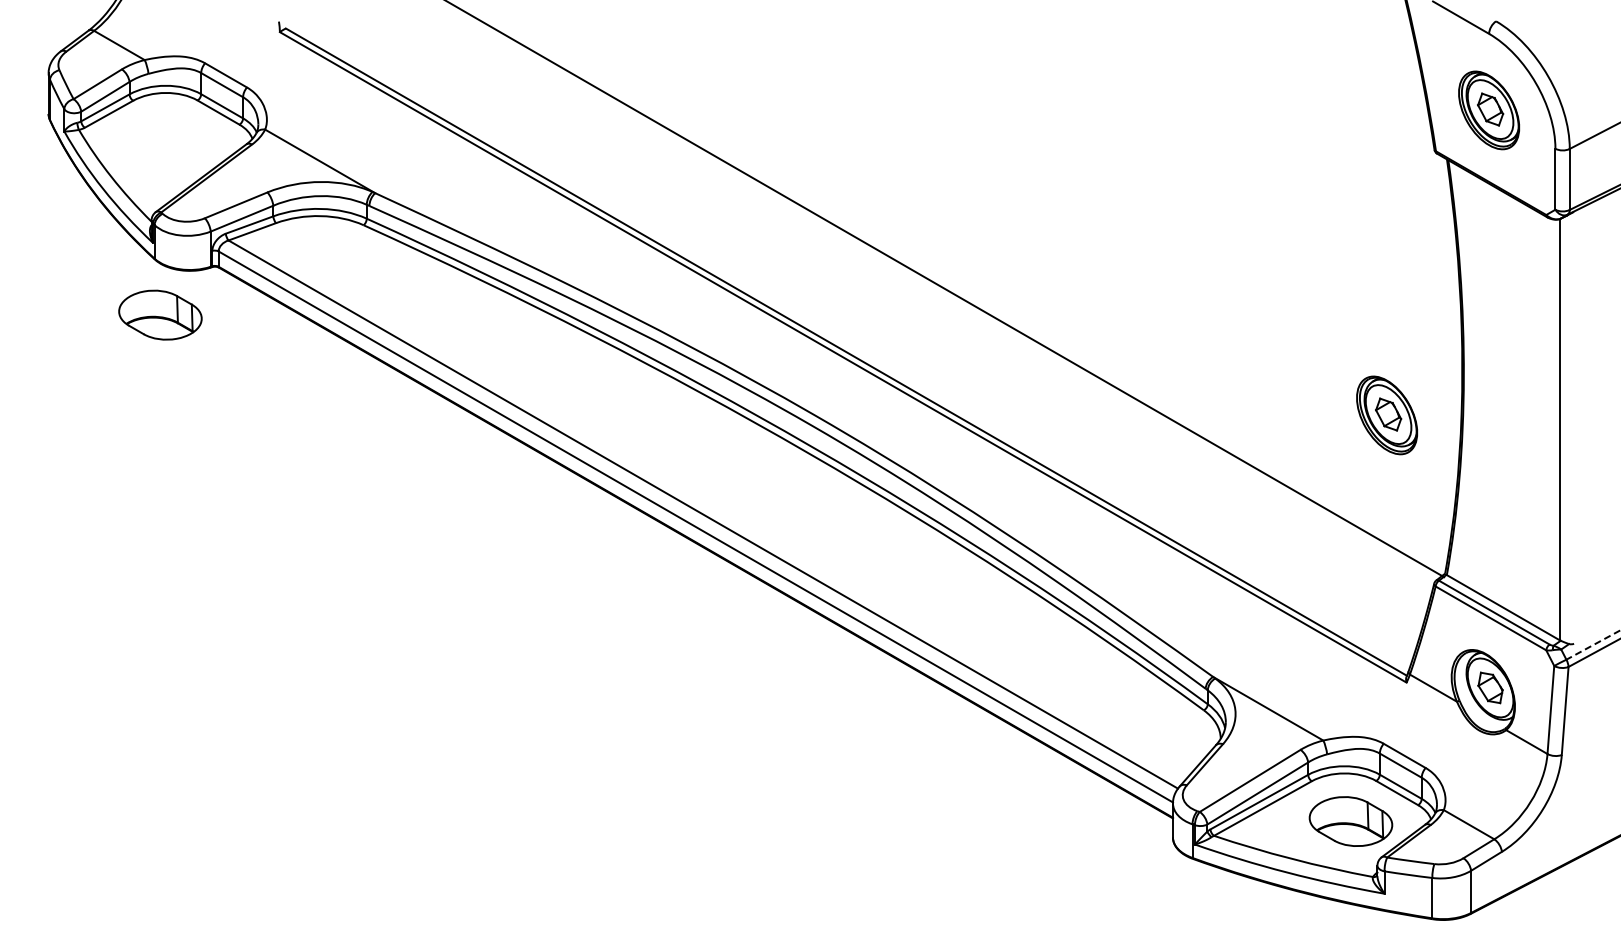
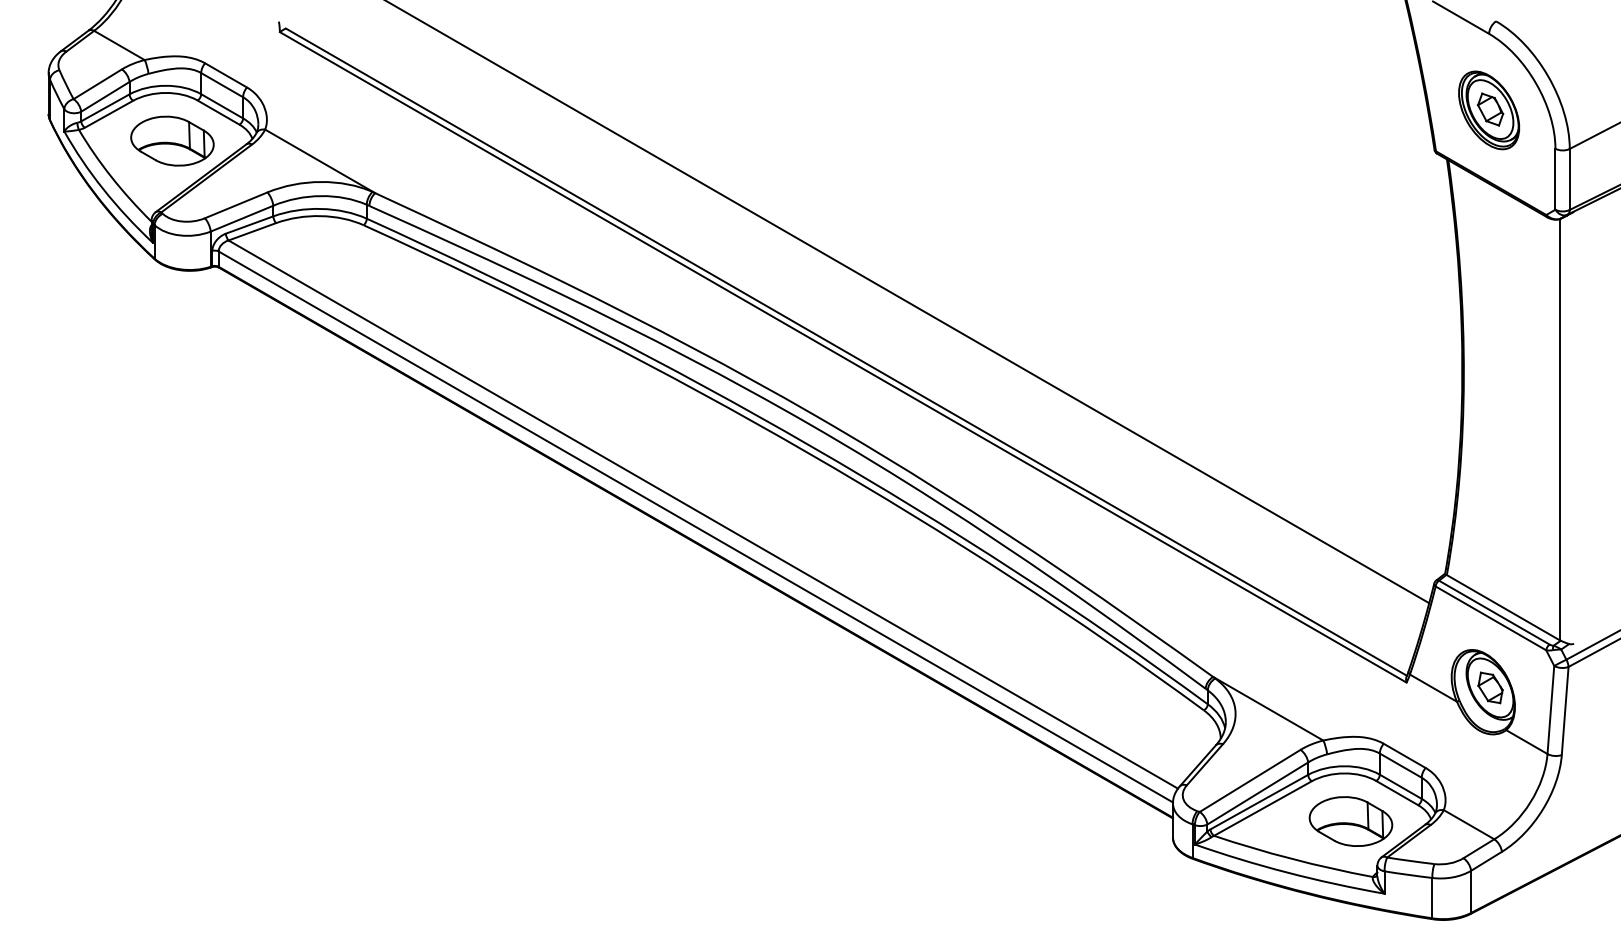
line position: (946, 289) -> (908, 302) (908, 302)
part position: (160, 314) -> (172, 140) (172, 140)
part: present -> none (1387, 415)
line: dashed -> solid (1593, 644)
